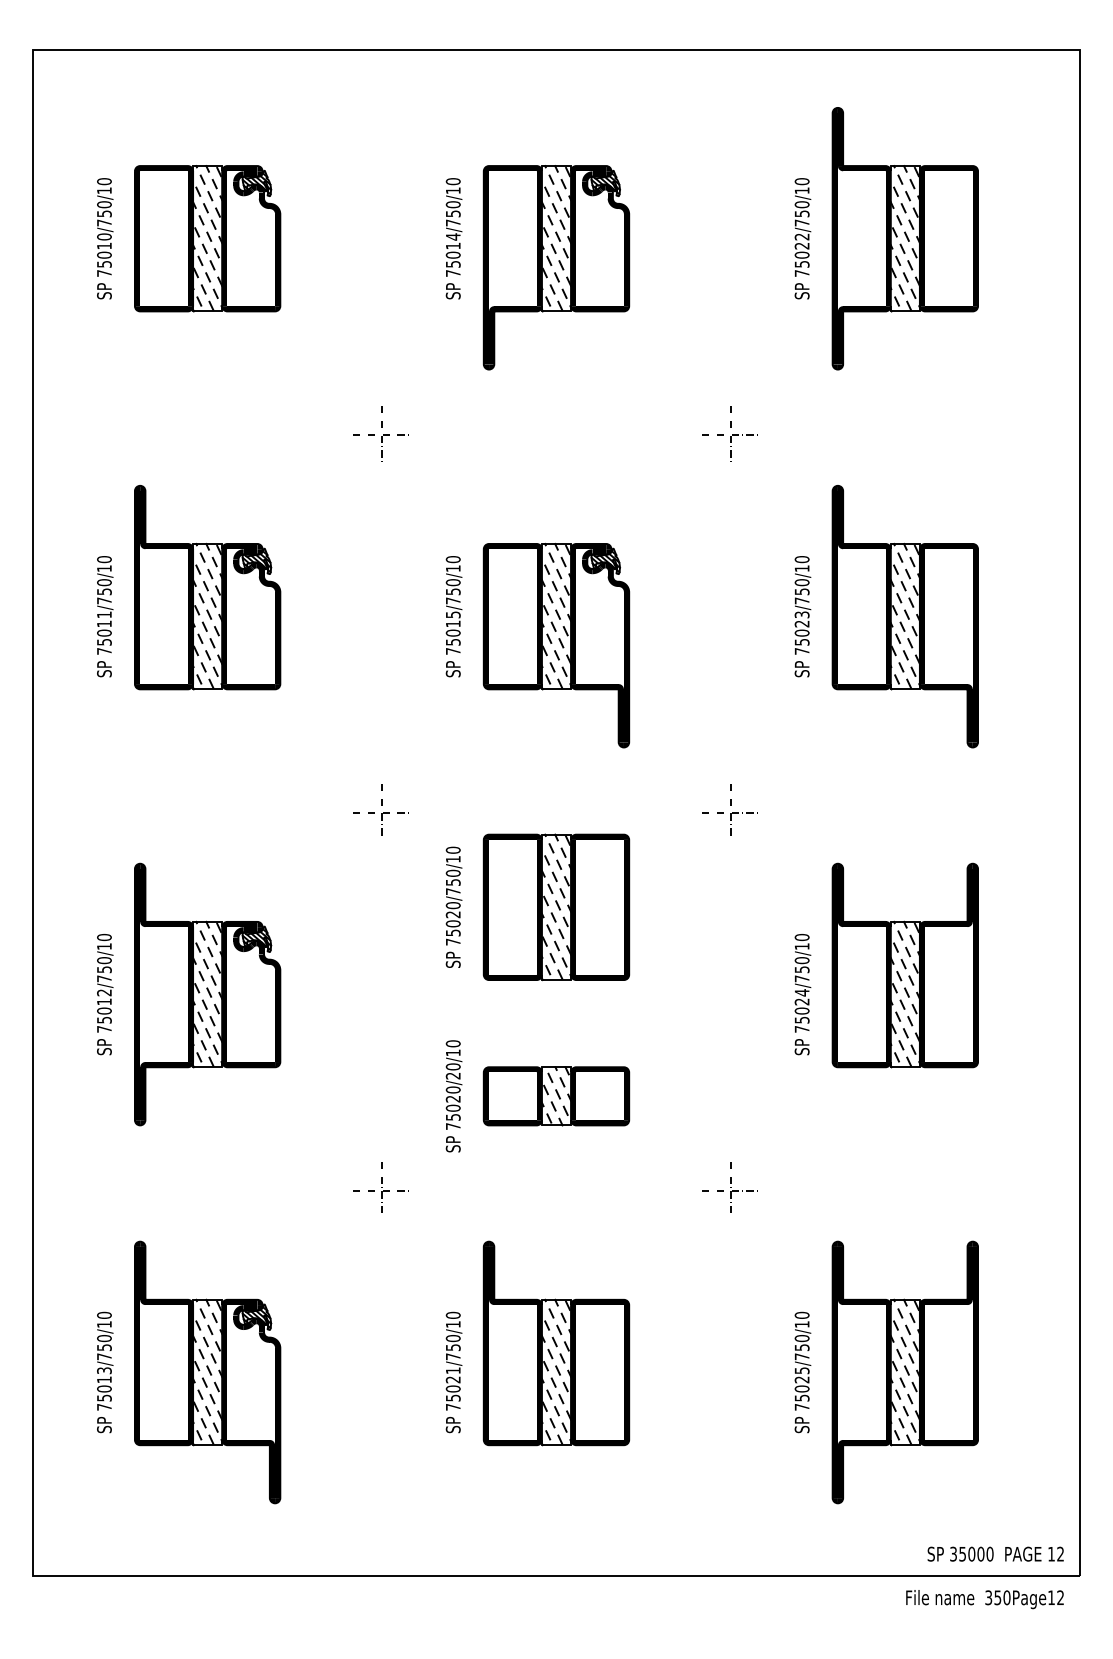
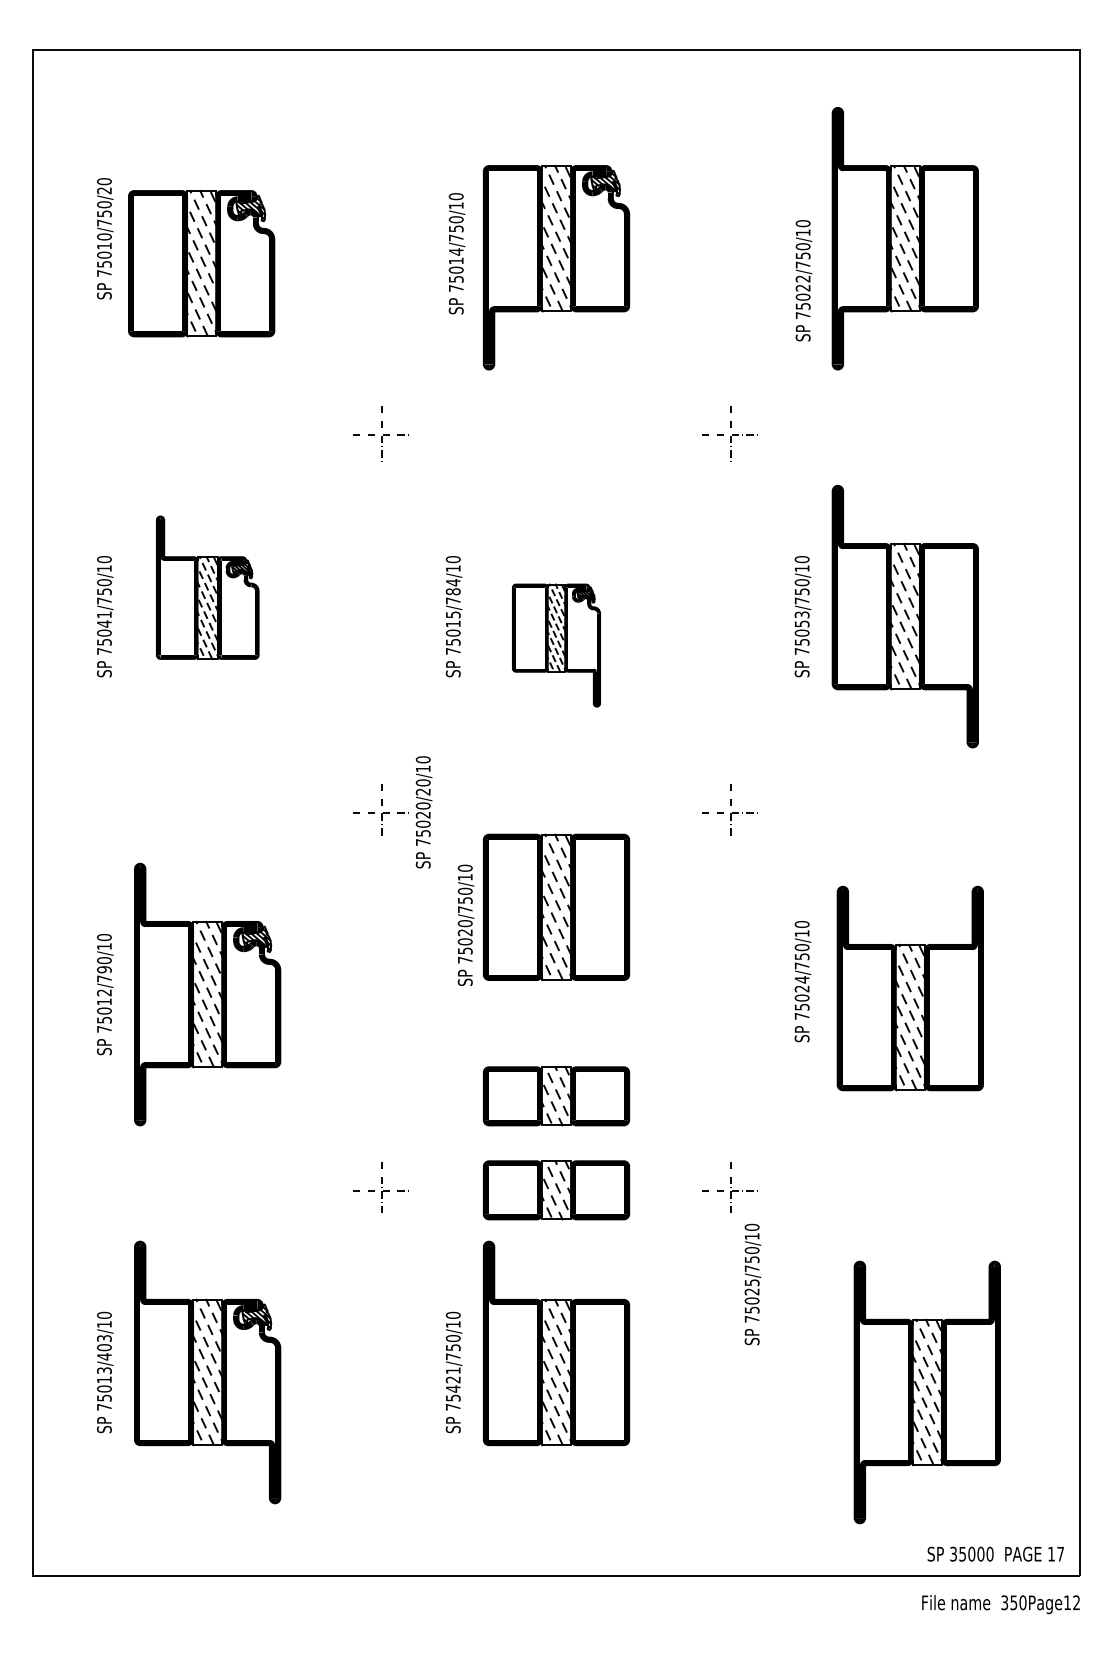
text: 75010/750/10 -> 75010/750/20 (104, 190)
part position: (207, 238) -> (201, 263) (201, 263)
text position: (453, 238) -> (456, 253) (456, 253)
text position: (802, 238) -> (803, 280) (803, 280)
part size: 148x206 px -> 104x145 px (207, 587)
text: 75015/750/10 -> 75015/784/10 (452, 587)
text: 75011/750/10 -> 75041/750/10 (104, 623)
text: 75023/750/10 -> 75053/750/10 (801, 623)
part size: 149x207 px -> 89x125 px (556, 645)
text position: (453, 906) -> (465, 924) (465, 924)
part position: (904, 965) -> (909, 988) (909, 988)
text: 75012/750/10 -> 75012/790/10 (104, 969)
text position: (802, 994) -> (802, 981) (802, 981)
text position: (453, 1096) -> (423, 812) (423, 812)
part: none -> present (556, 1190)
text: 75013/750/10 -> 75013/403/10 (104, 1347)
text position: (802, 1372) -> (752, 1284) (752, 1284)
part position: (904, 1372) -> (926, 1392) (926, 1392)
text: 75021/750/10 -> 75421/750/10 (452, 1388)
text: 12 -> 17 (1060, 1553)
text position: (984, 1599) -> (1000, 1604) (1000, 1604)
